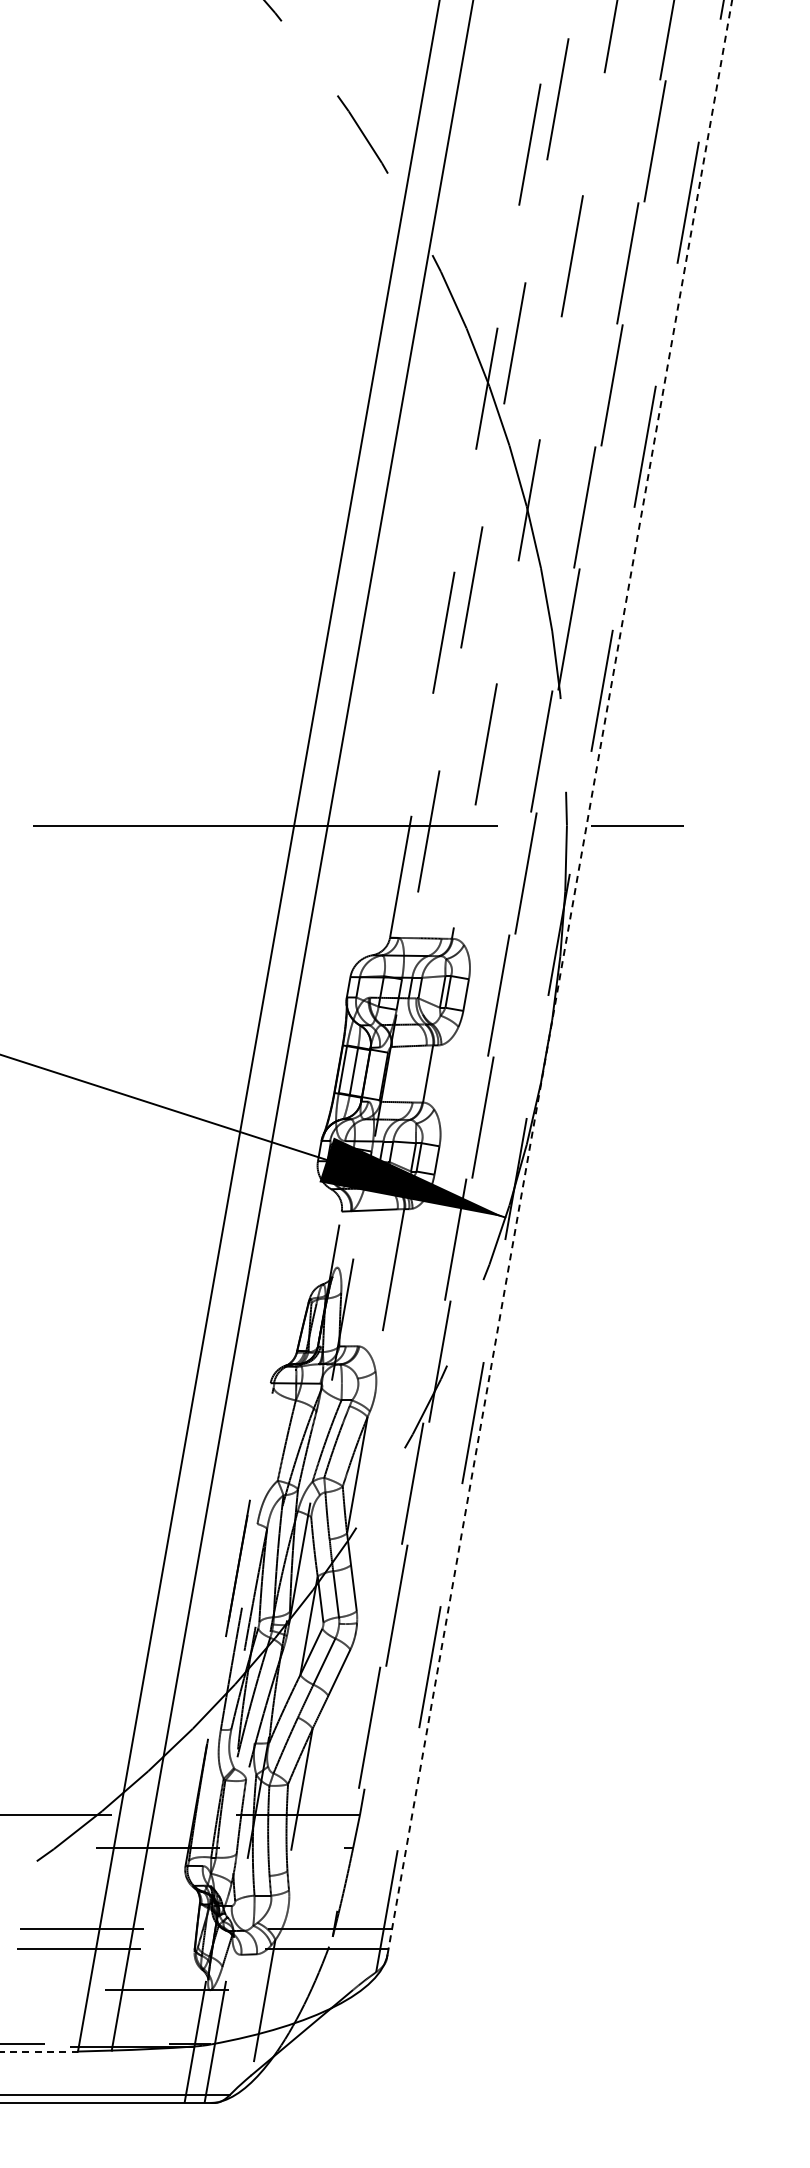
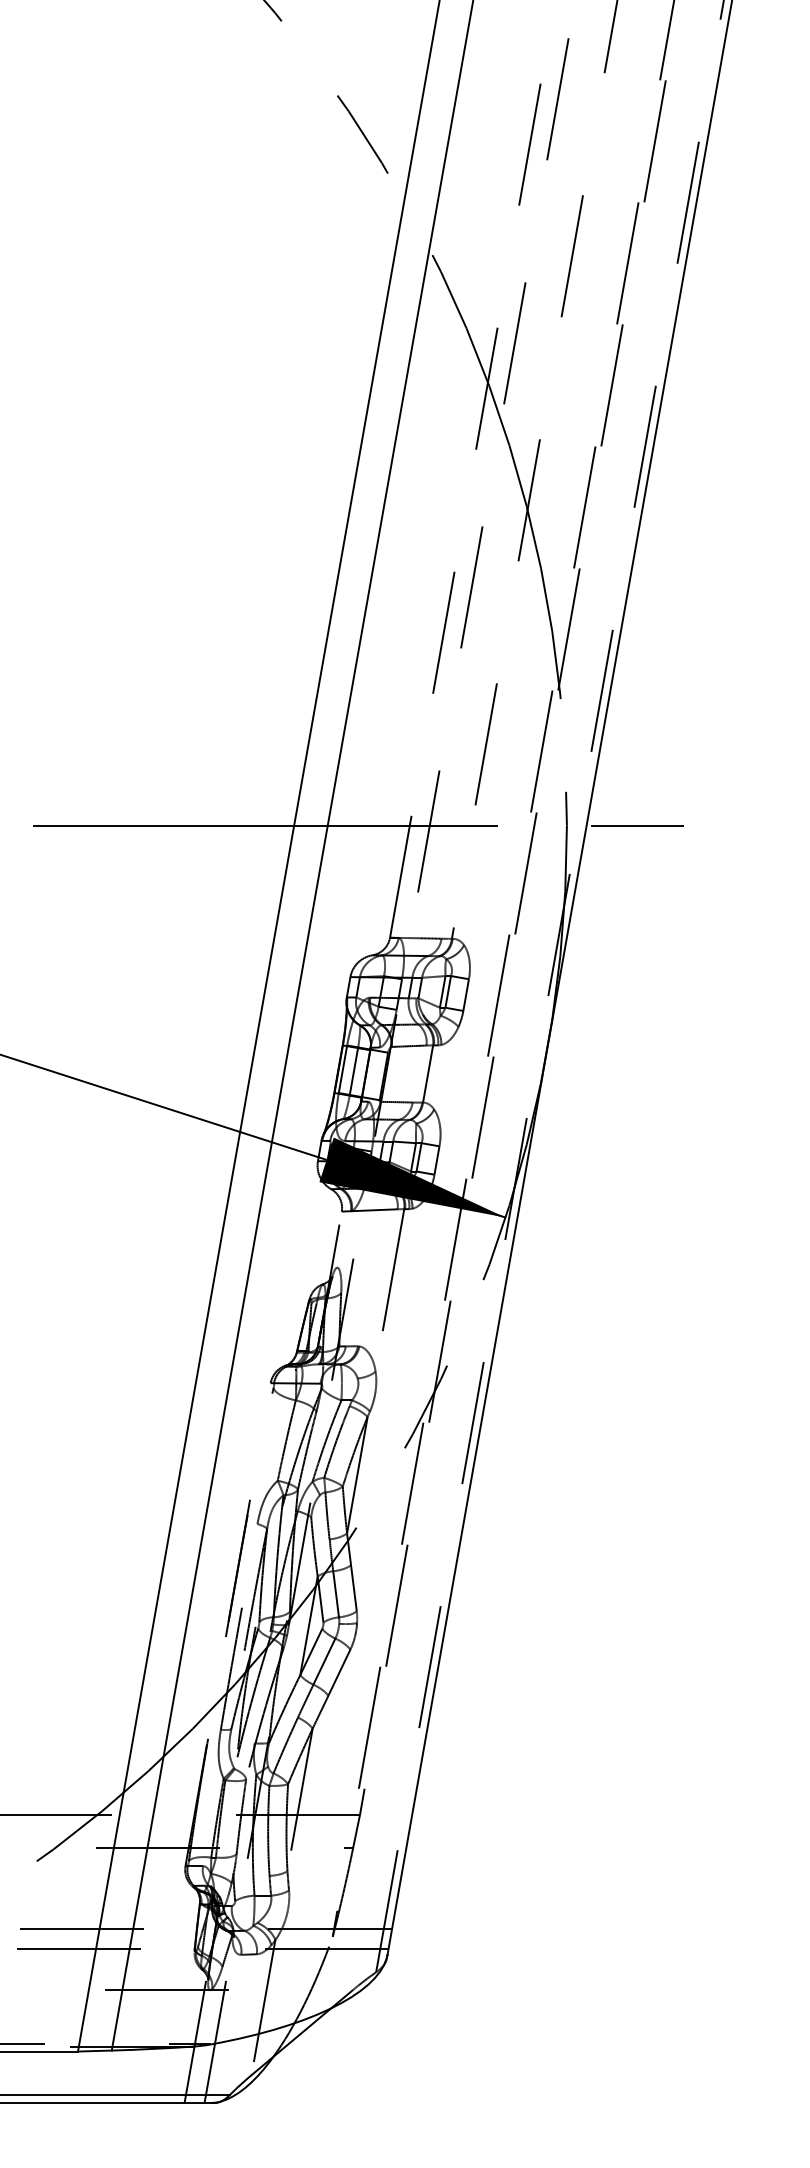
line: dashed -> solid (559, 976)
line: dashed -> solid (39, 2051)
